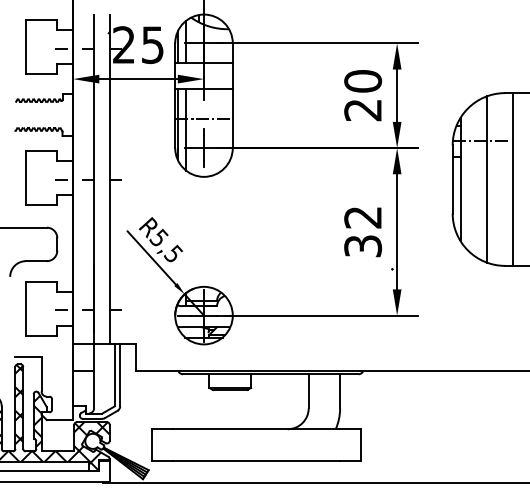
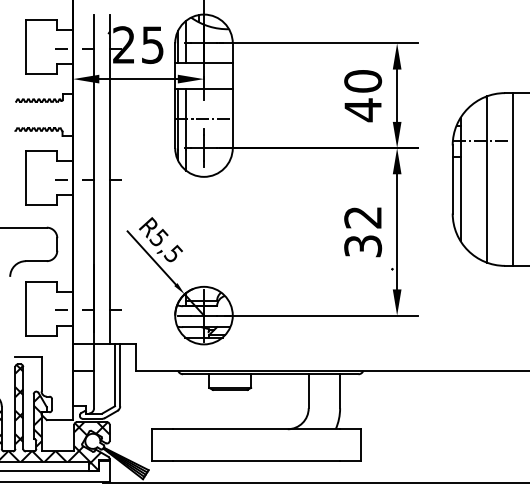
text: 20 -> 40 (362, 110)
